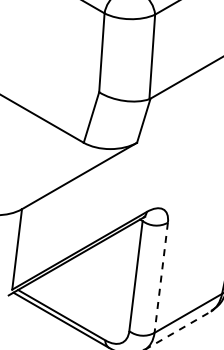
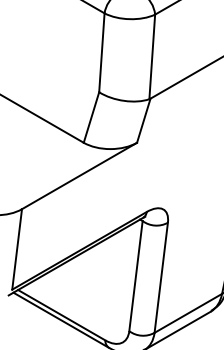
line: dashed -> solid (161, 278)
line: dashed -> solid (178, 330)
